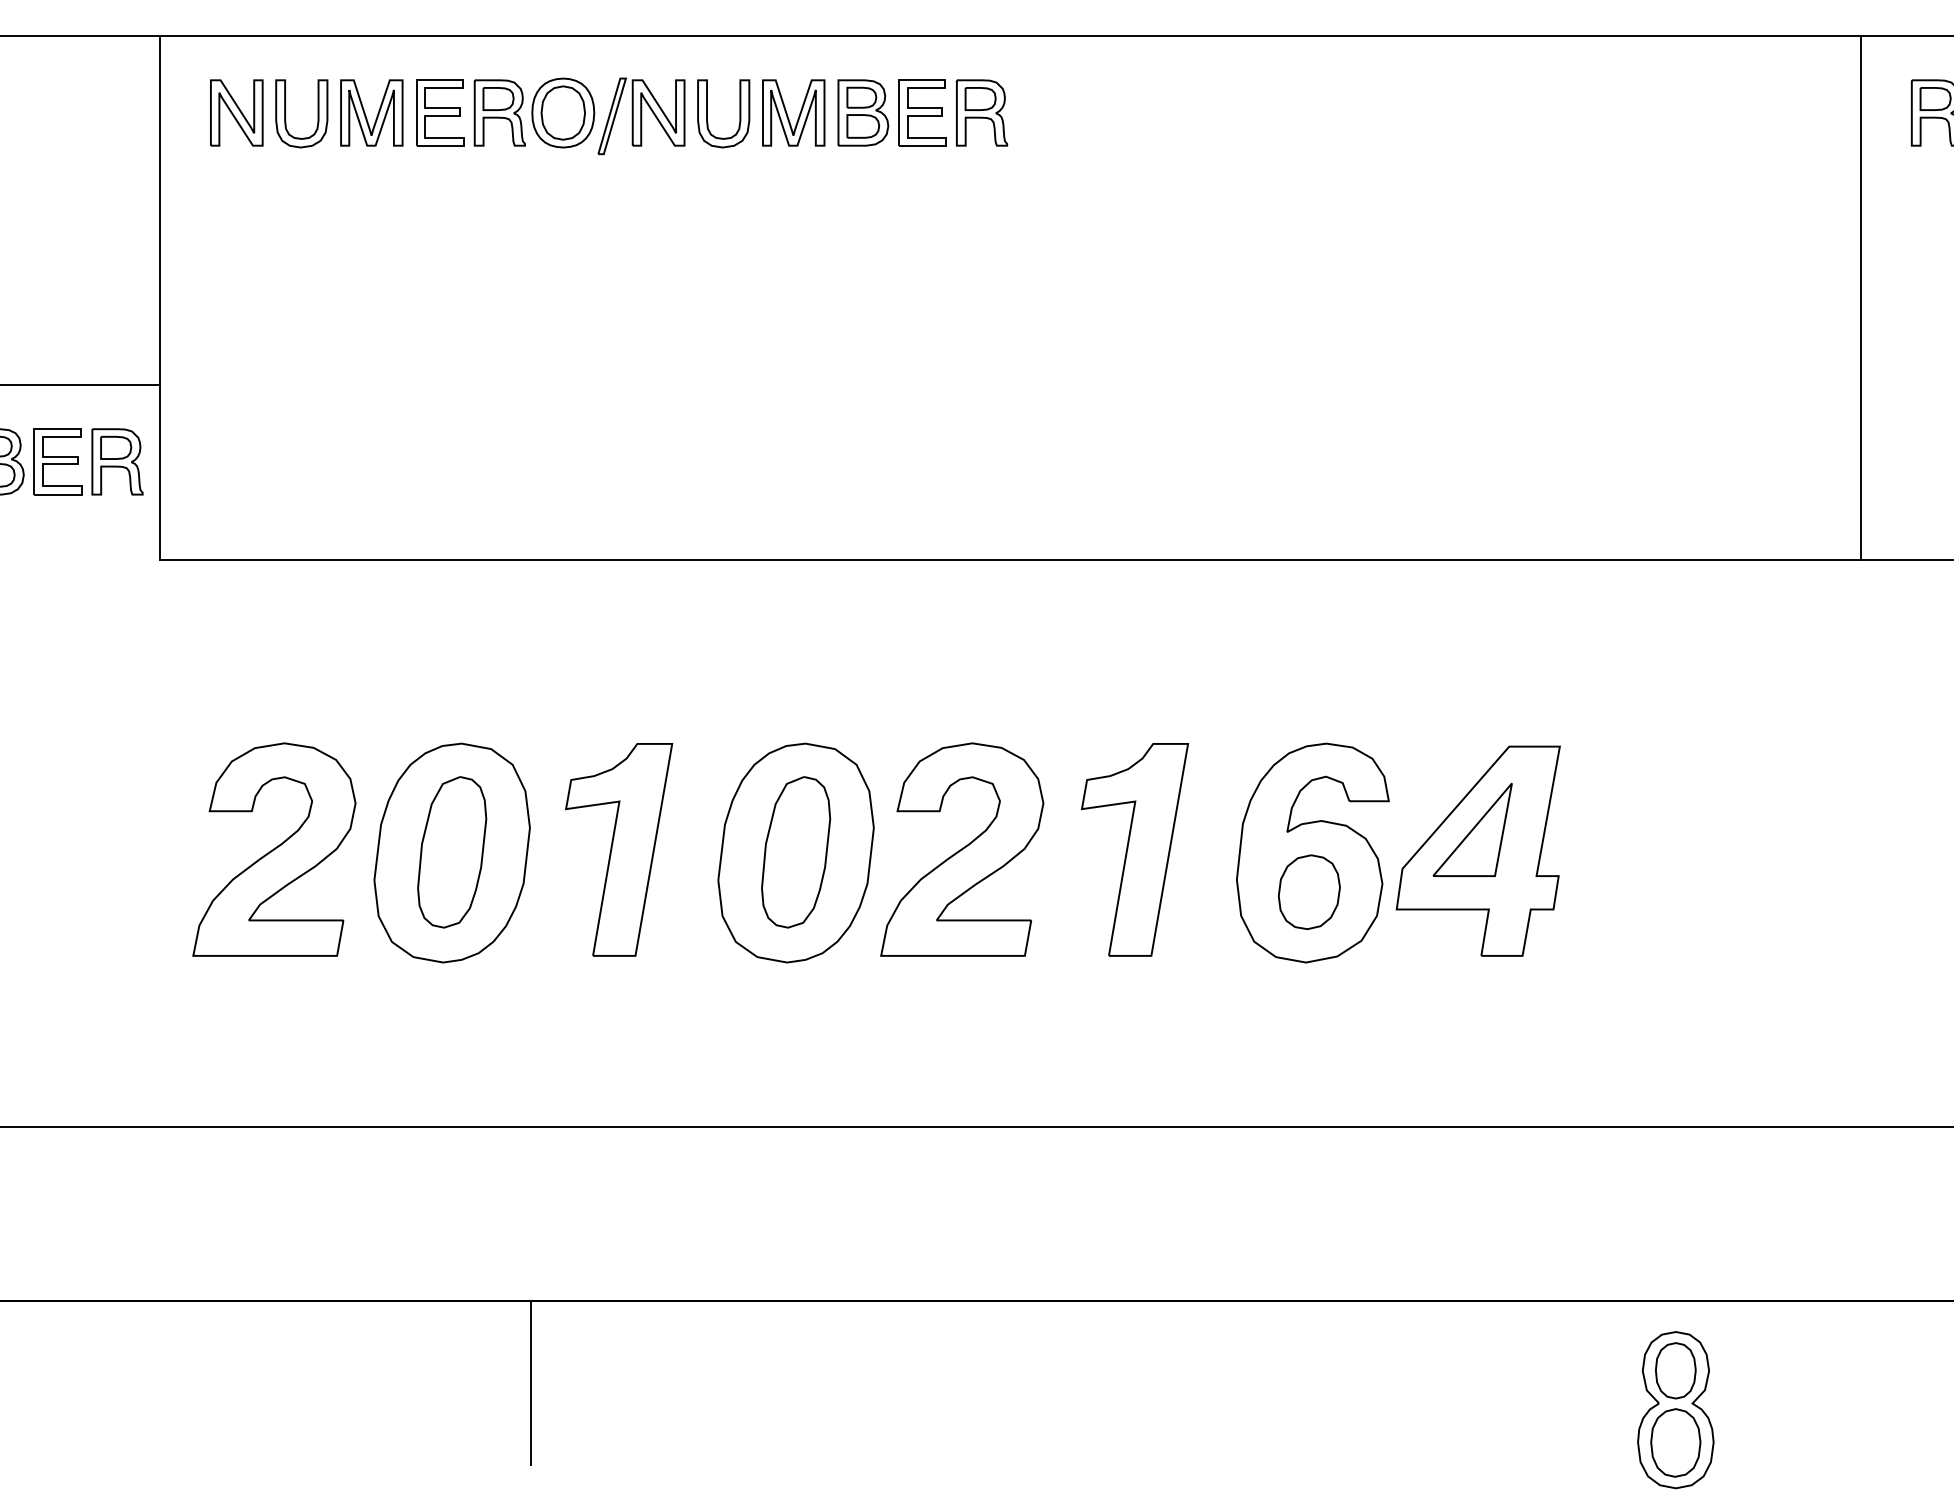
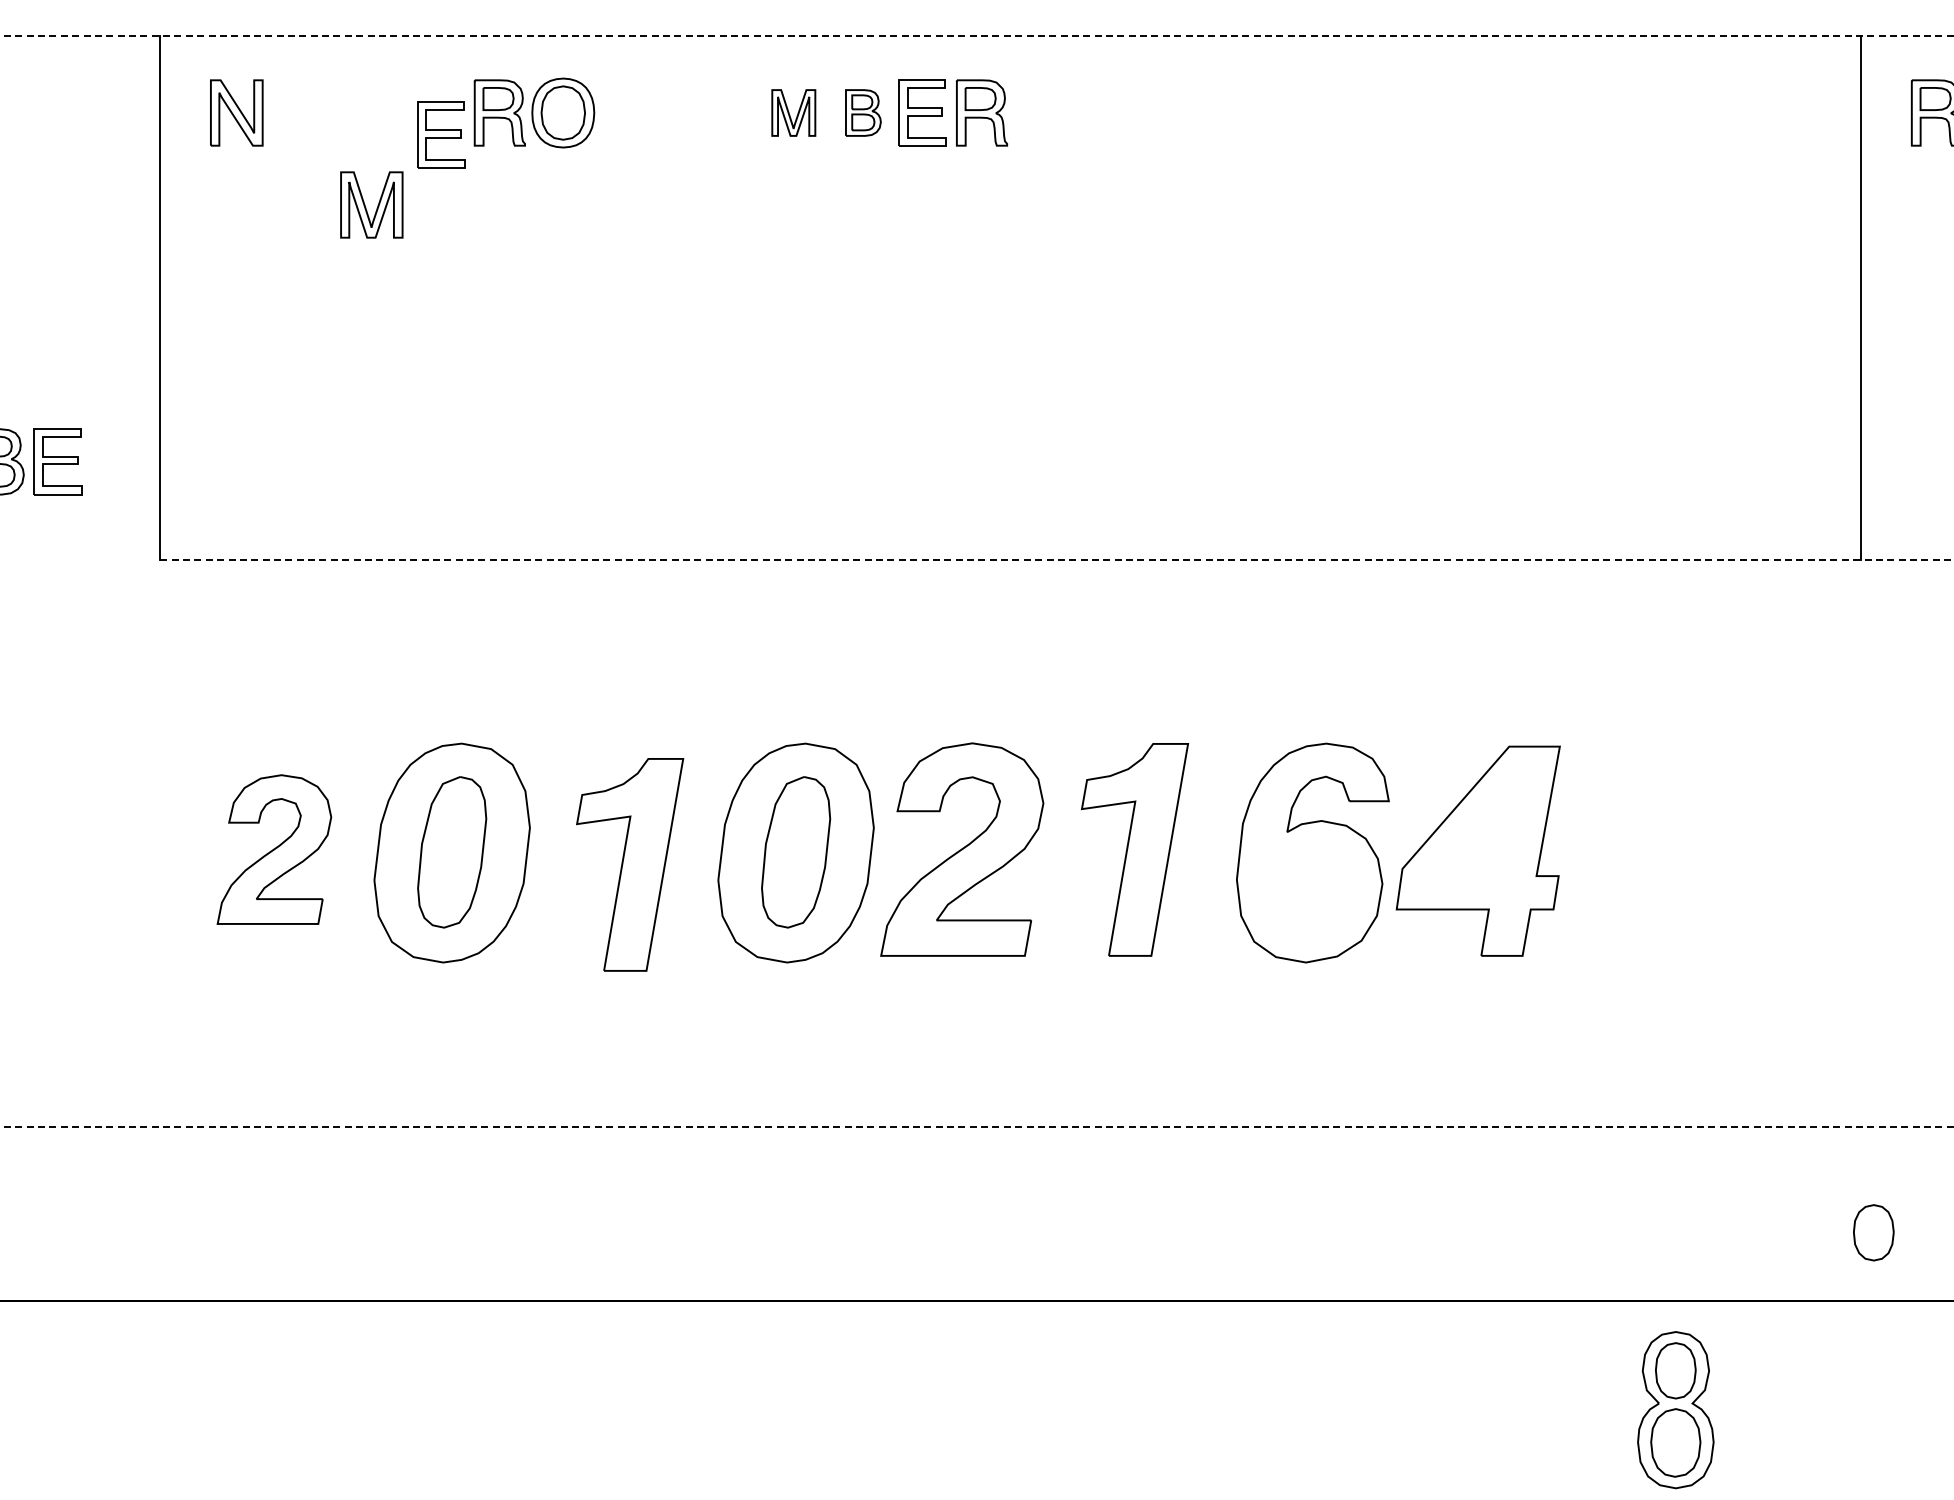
line: solid -> dashed (977, 36)
part position: (371, 112) -> (371, 204) (371, 204)
part position: (440, 112) -> (441, 134) (441, 134)
part size: 64x68 px -> 46x48 px (793, 112)
part size: 53x68 px -> 37x48 px (863, 112)
part: present -> none (285, 113)
part: present -> none (707, 113)
part: present -> none (641, 116)
line: present -> none (81, 385)
part: present -> none (117, 461)
line: solid -> dashed (1057, 559)
part: present -> none (1472, 829)
part size: 165x215 px -> 117x151 px (274, 849)
part position: (619, 849) -> (630, 864) (630, 864)
part: present -> none (1308, 892)
line: solid -> dashed (977, 1126)
part: none -> present (1873, 1232)
line: present -> none (531, 1382)
